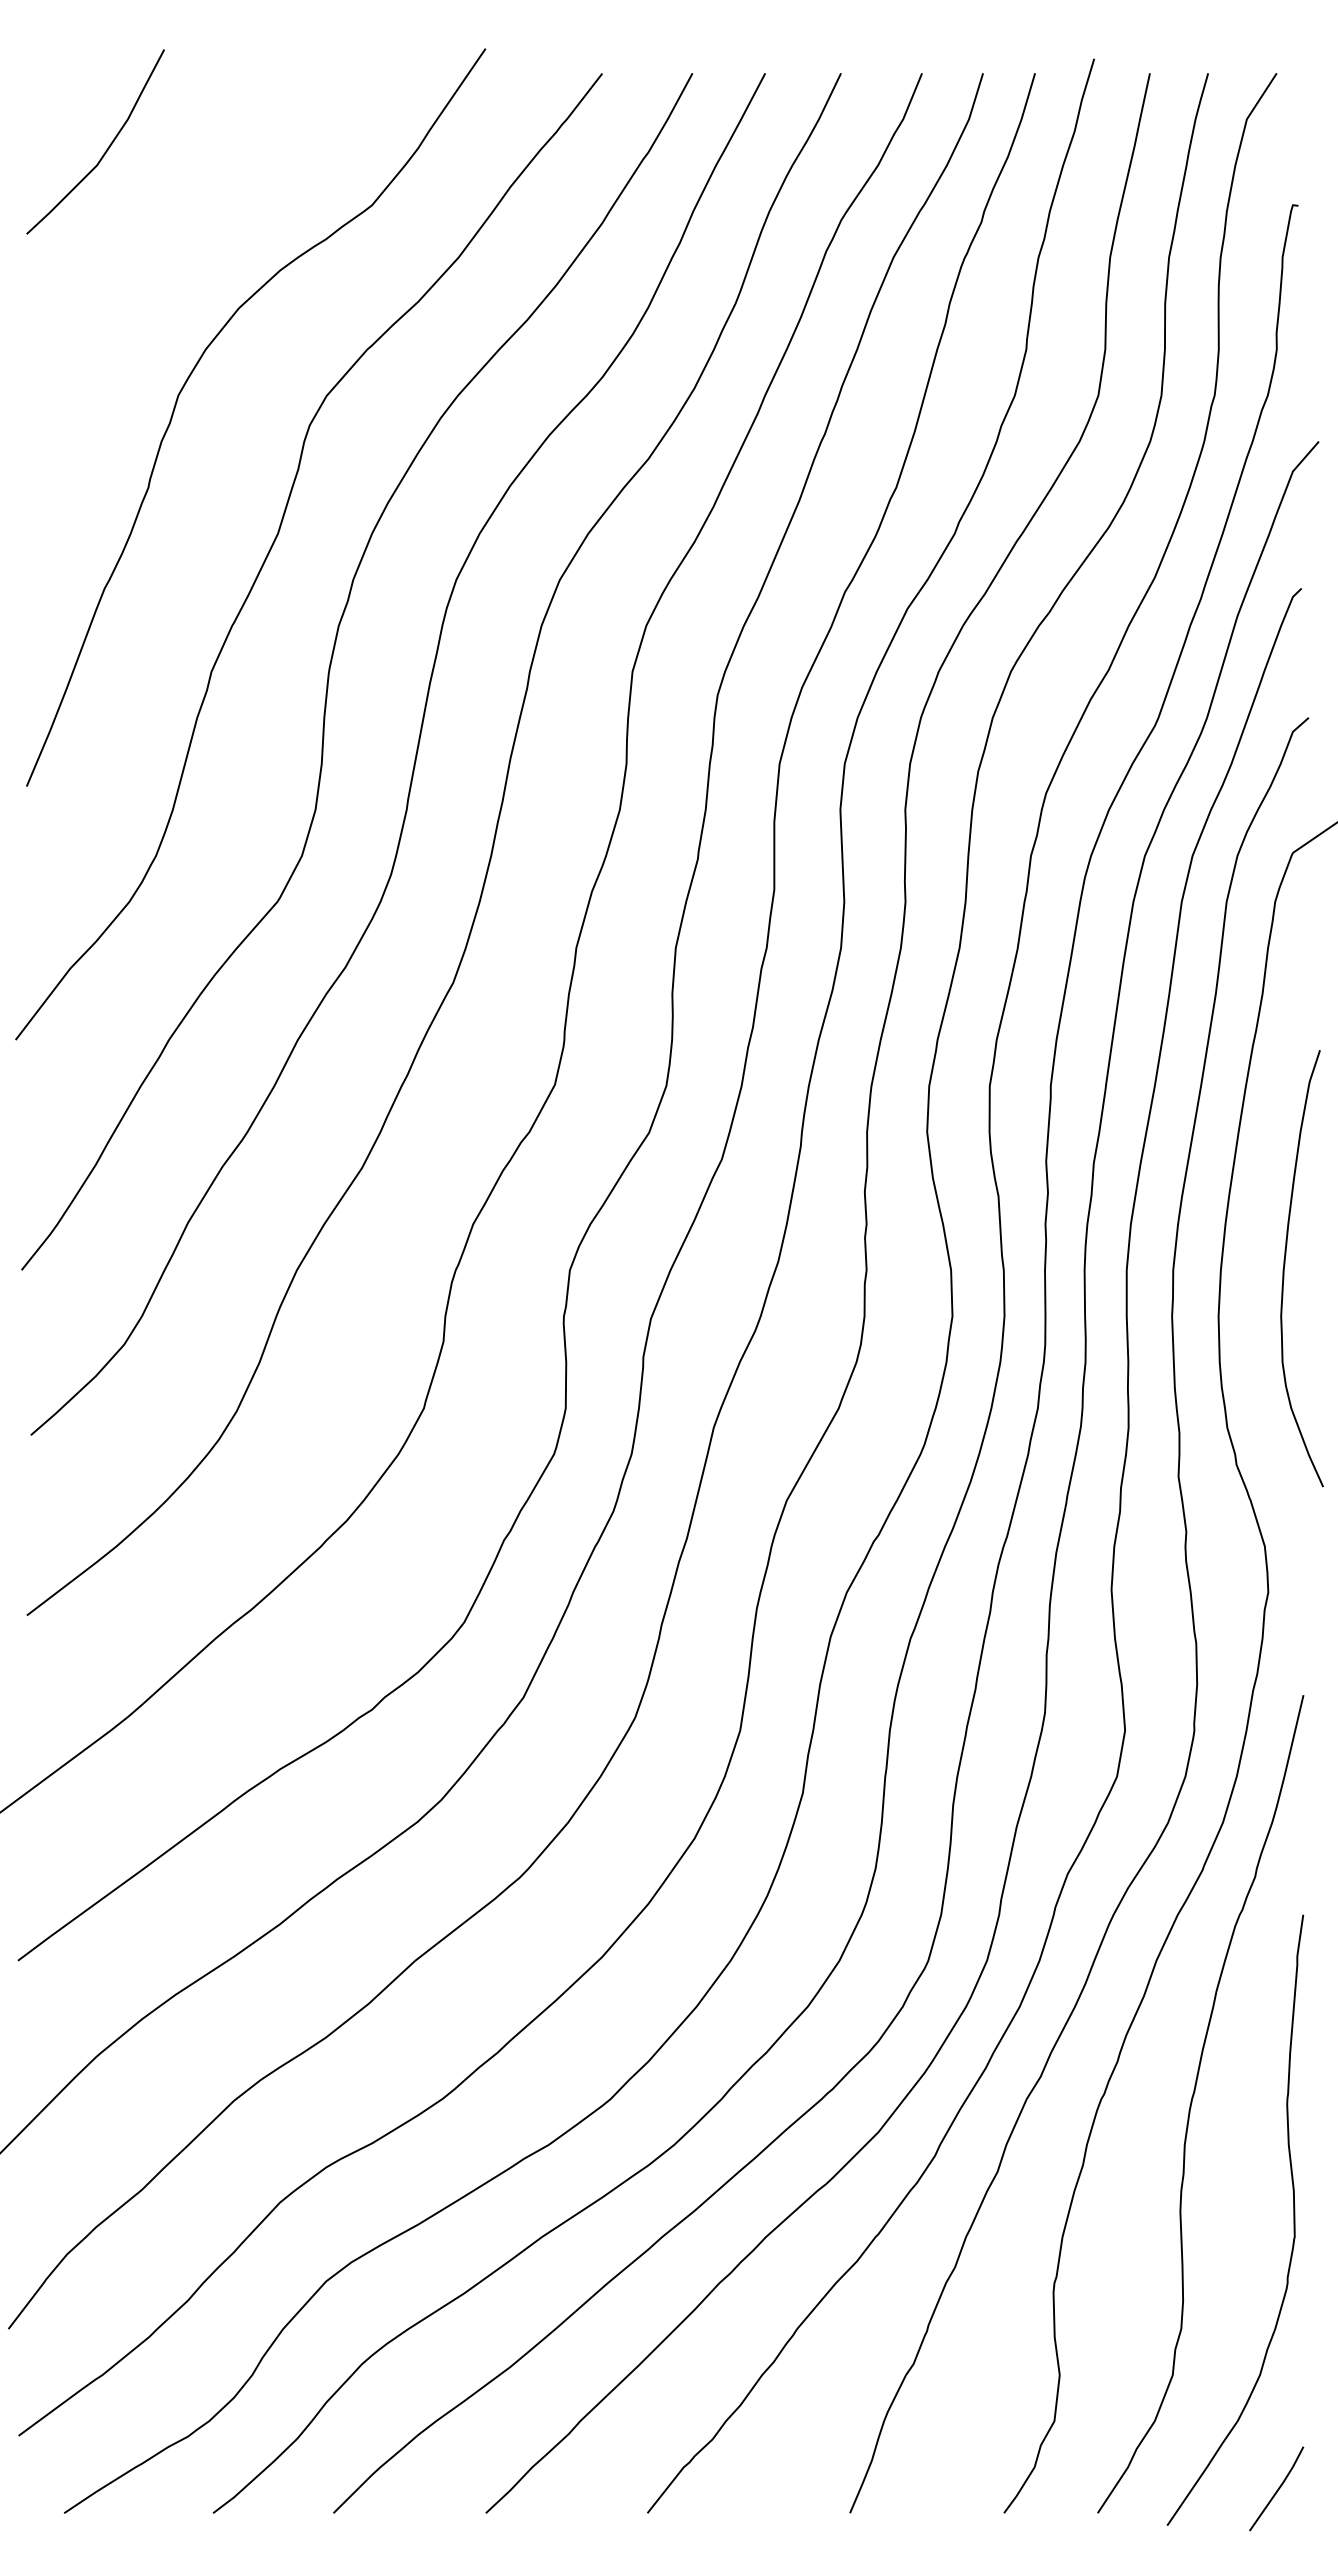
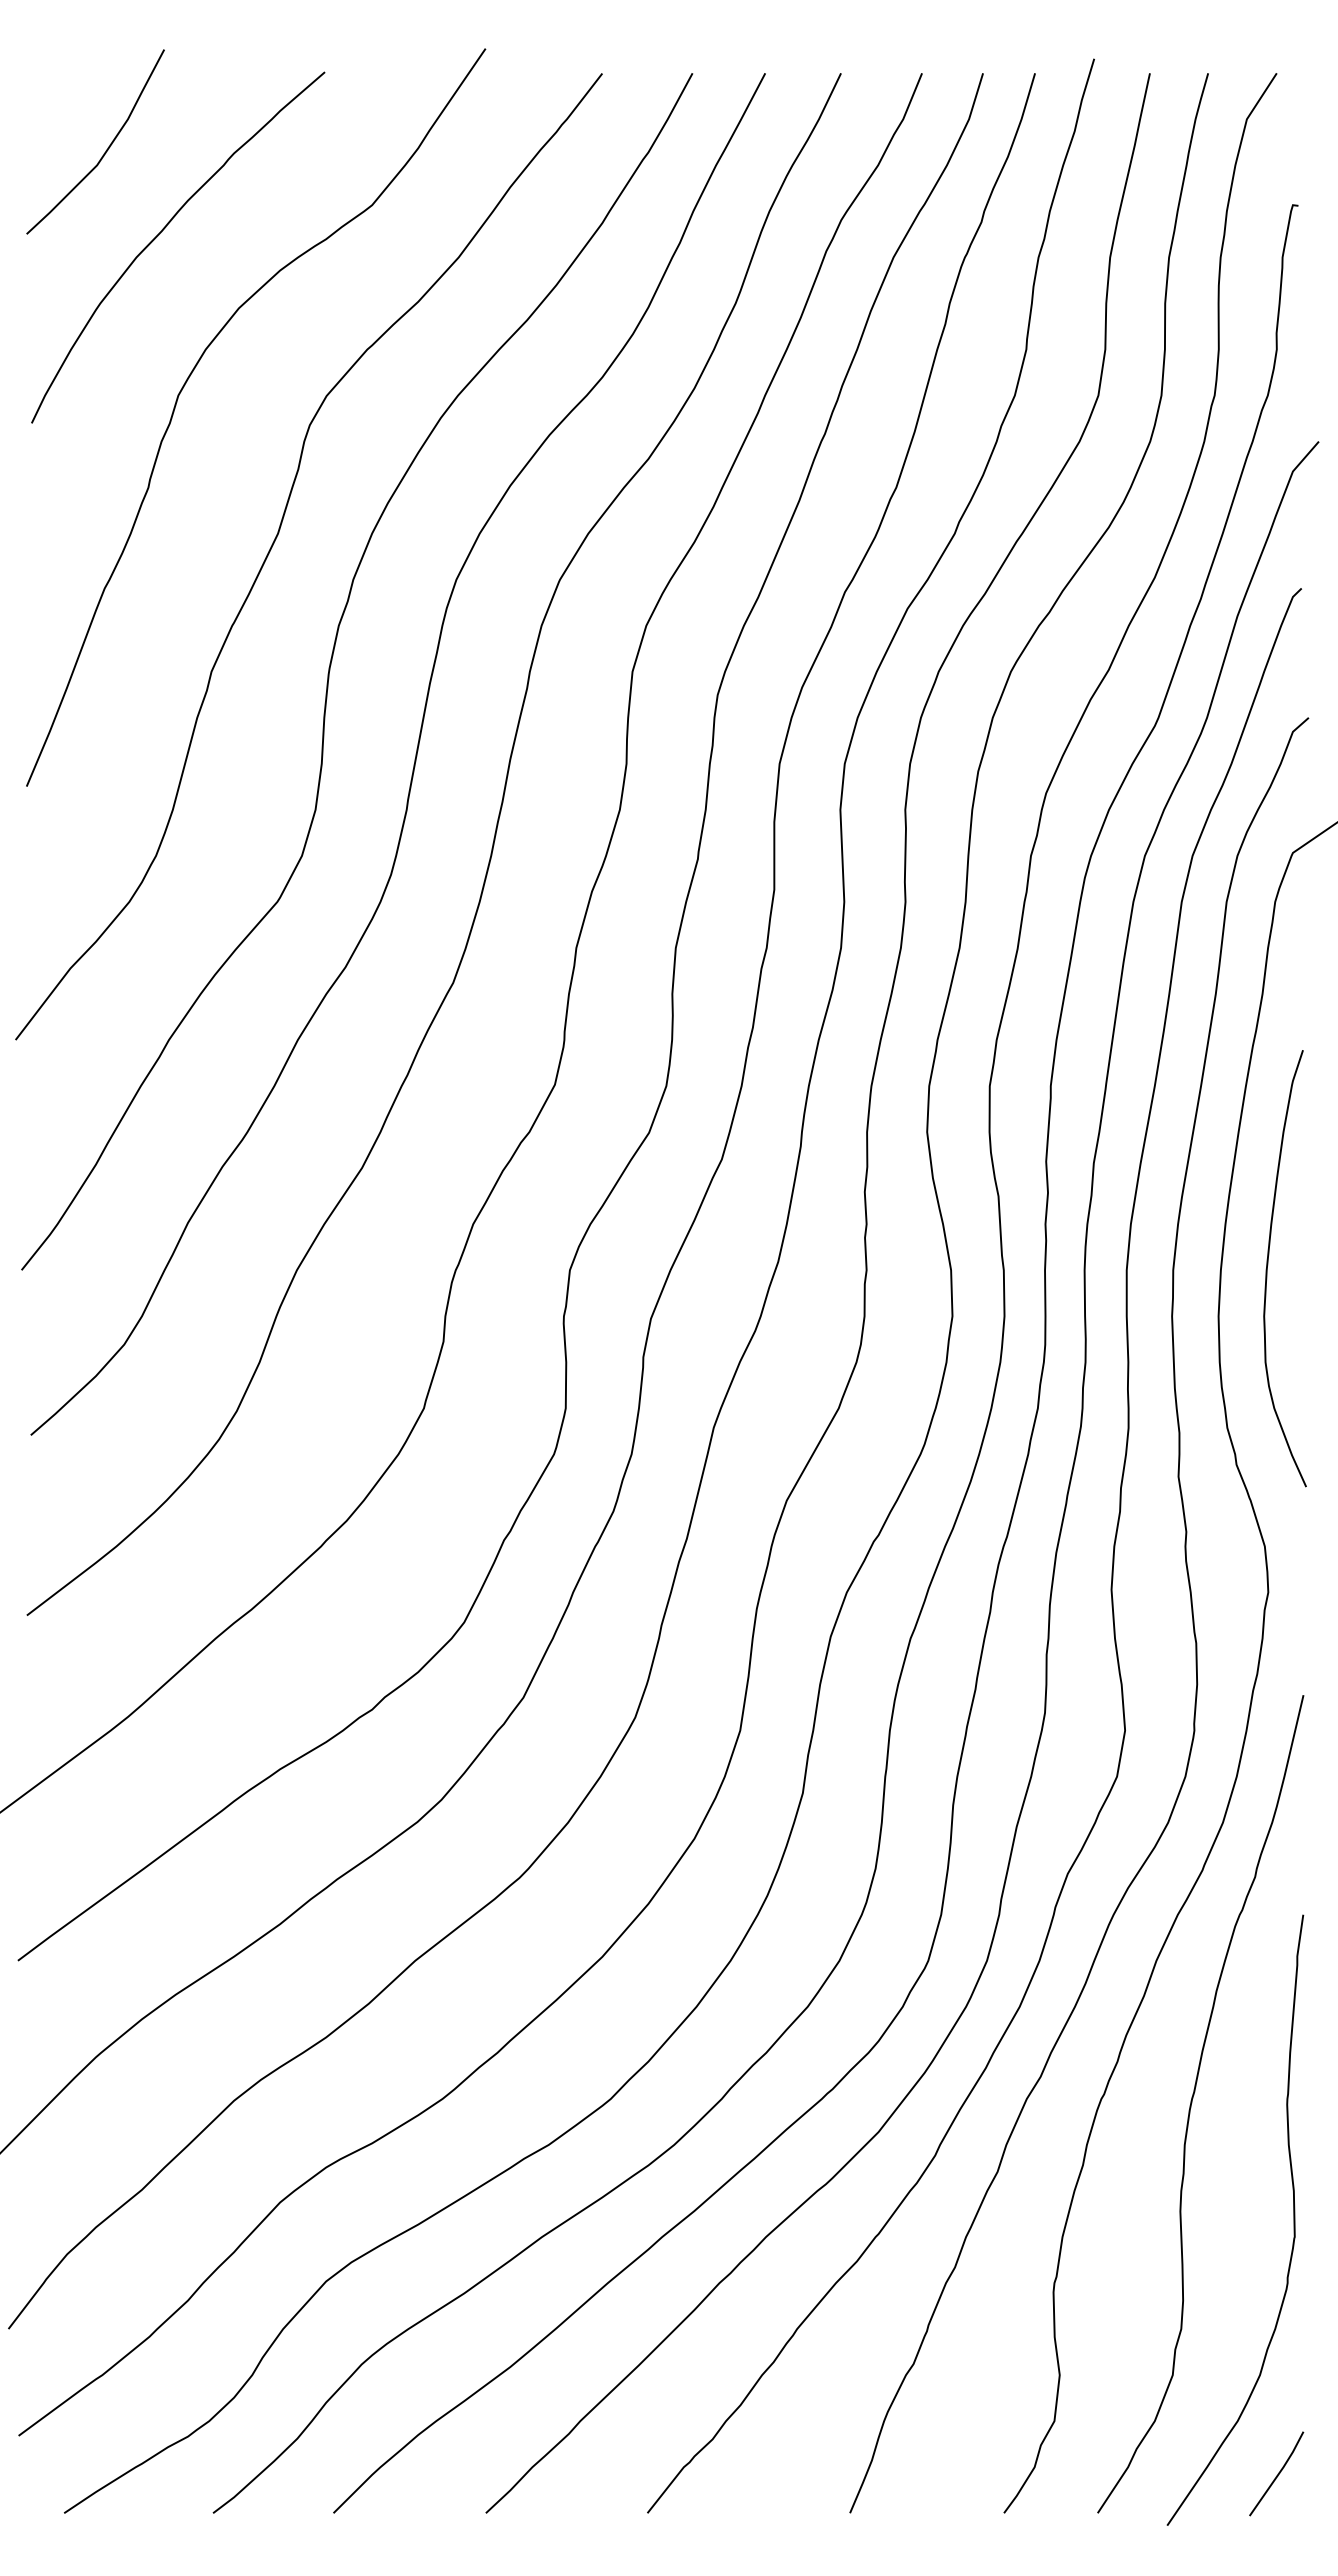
curve: none -> present (162, 231)
curve position: (1285, 1265) -> (1268, 1265) (1268, 1265)
line position: (1277, 2489) -> (1277, 2474) (1277, 2474)
